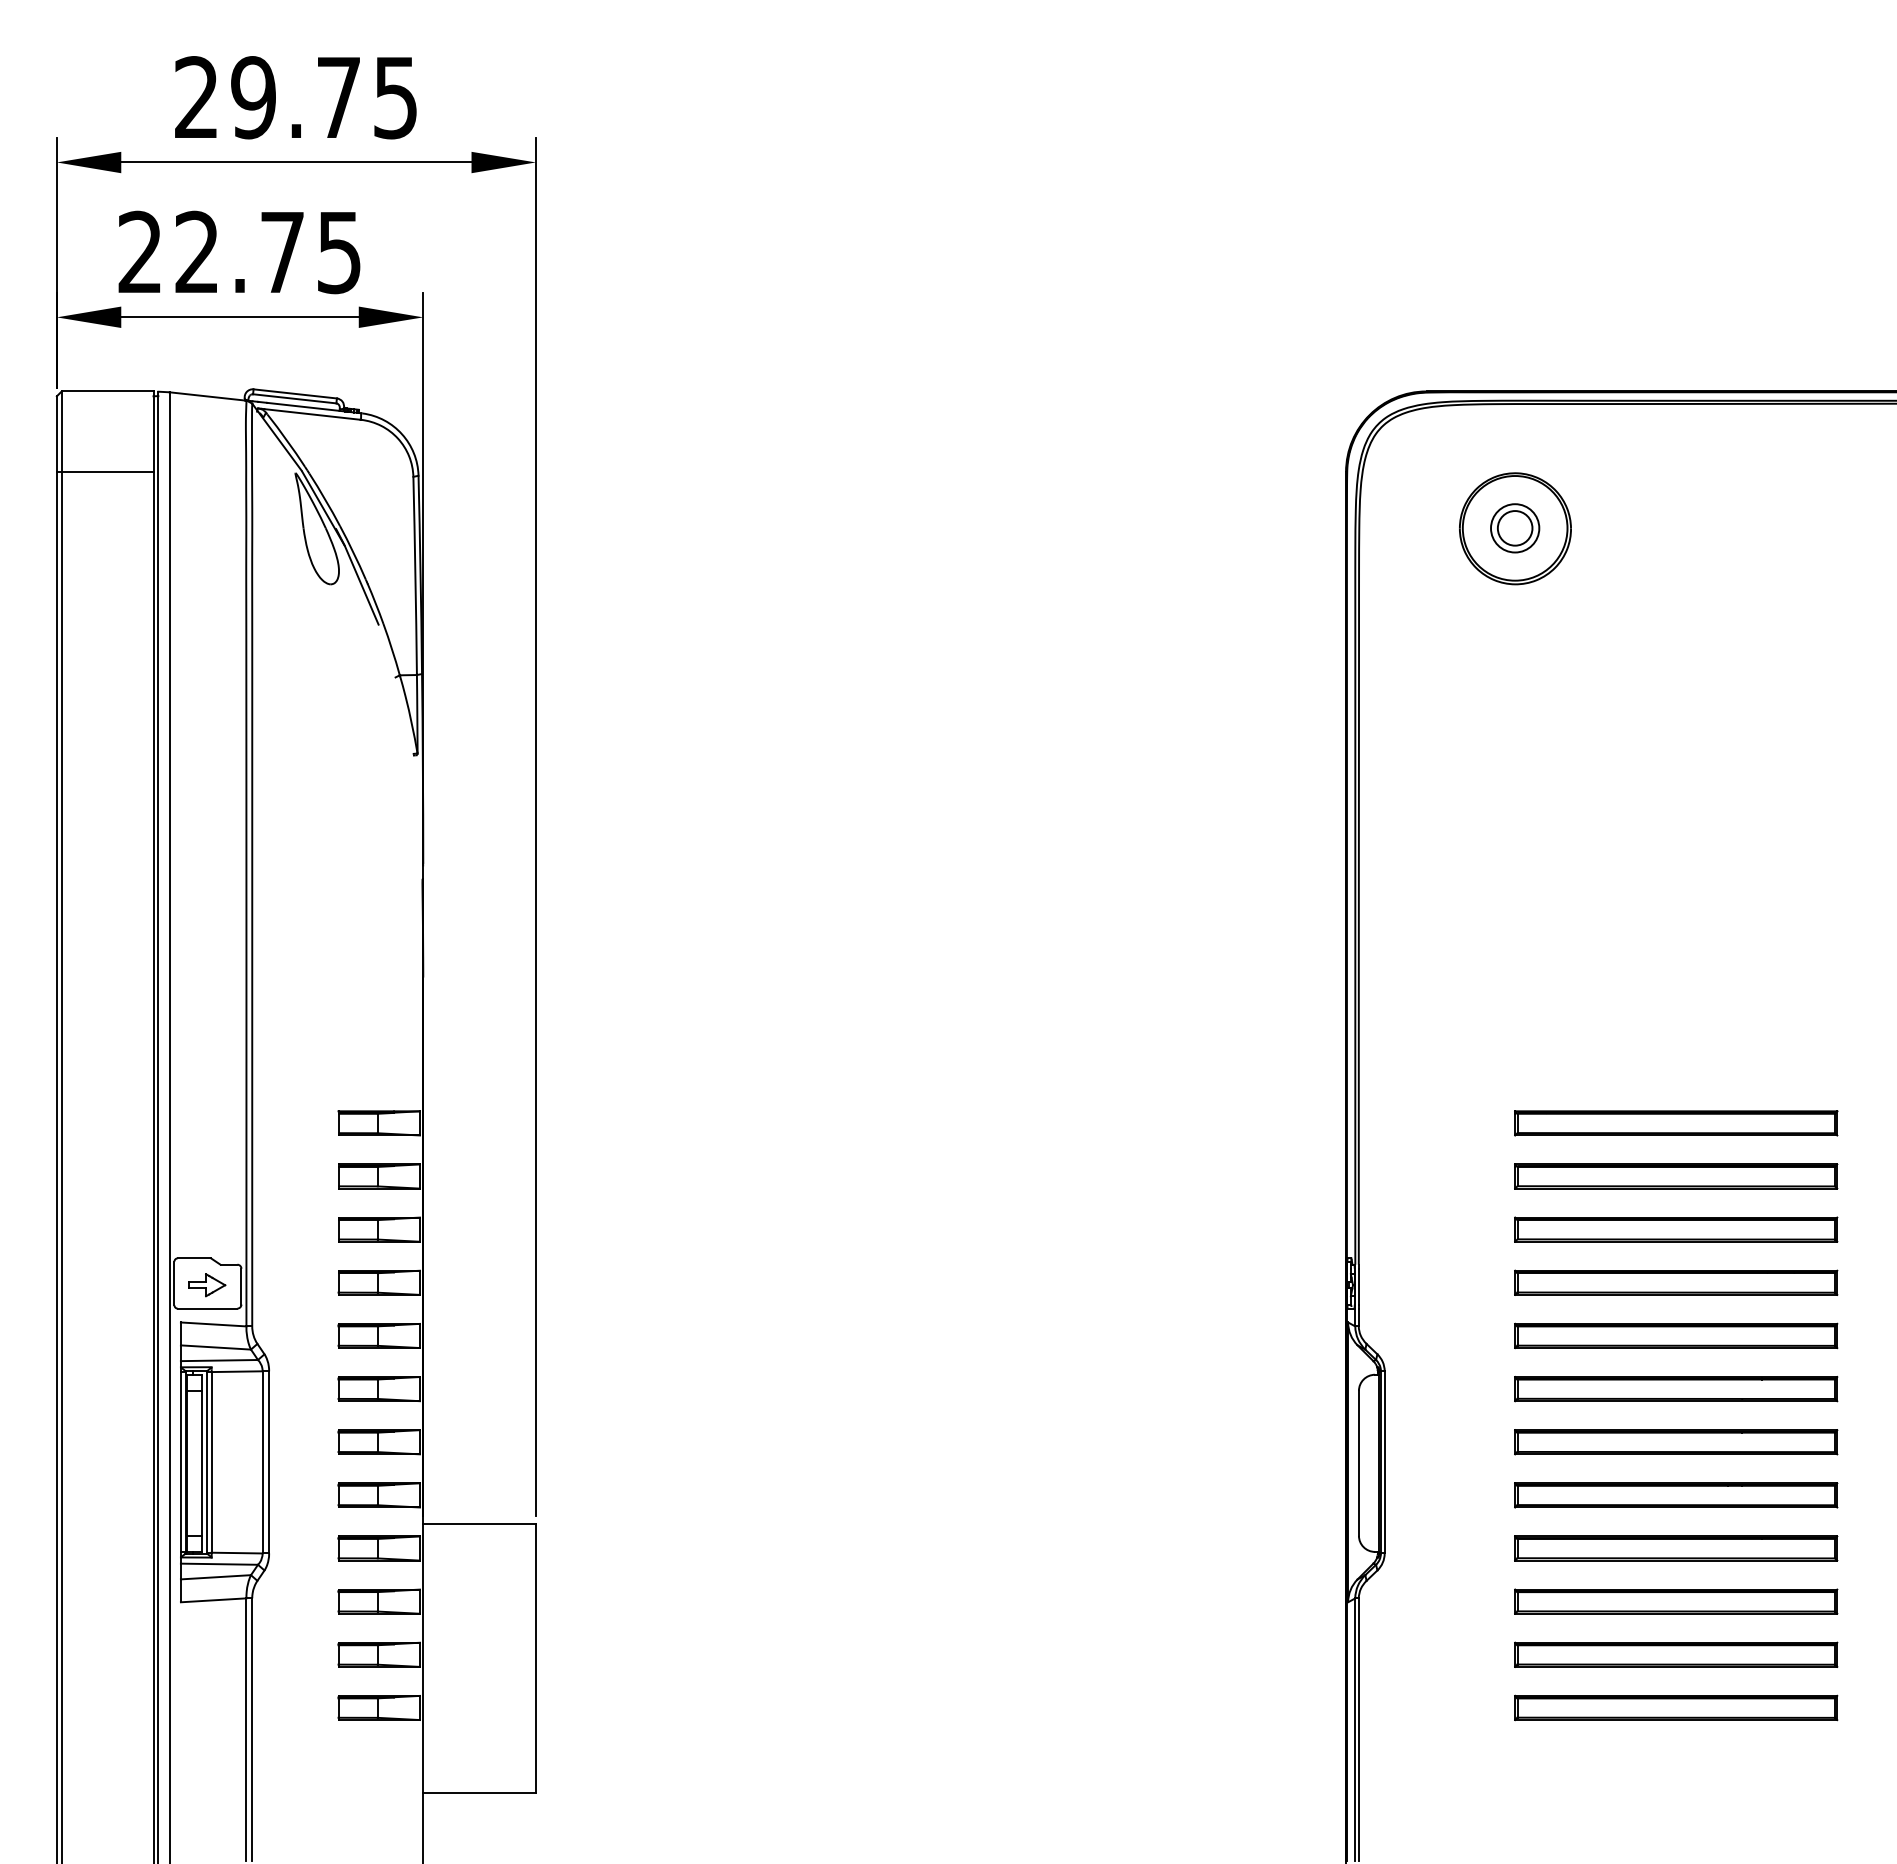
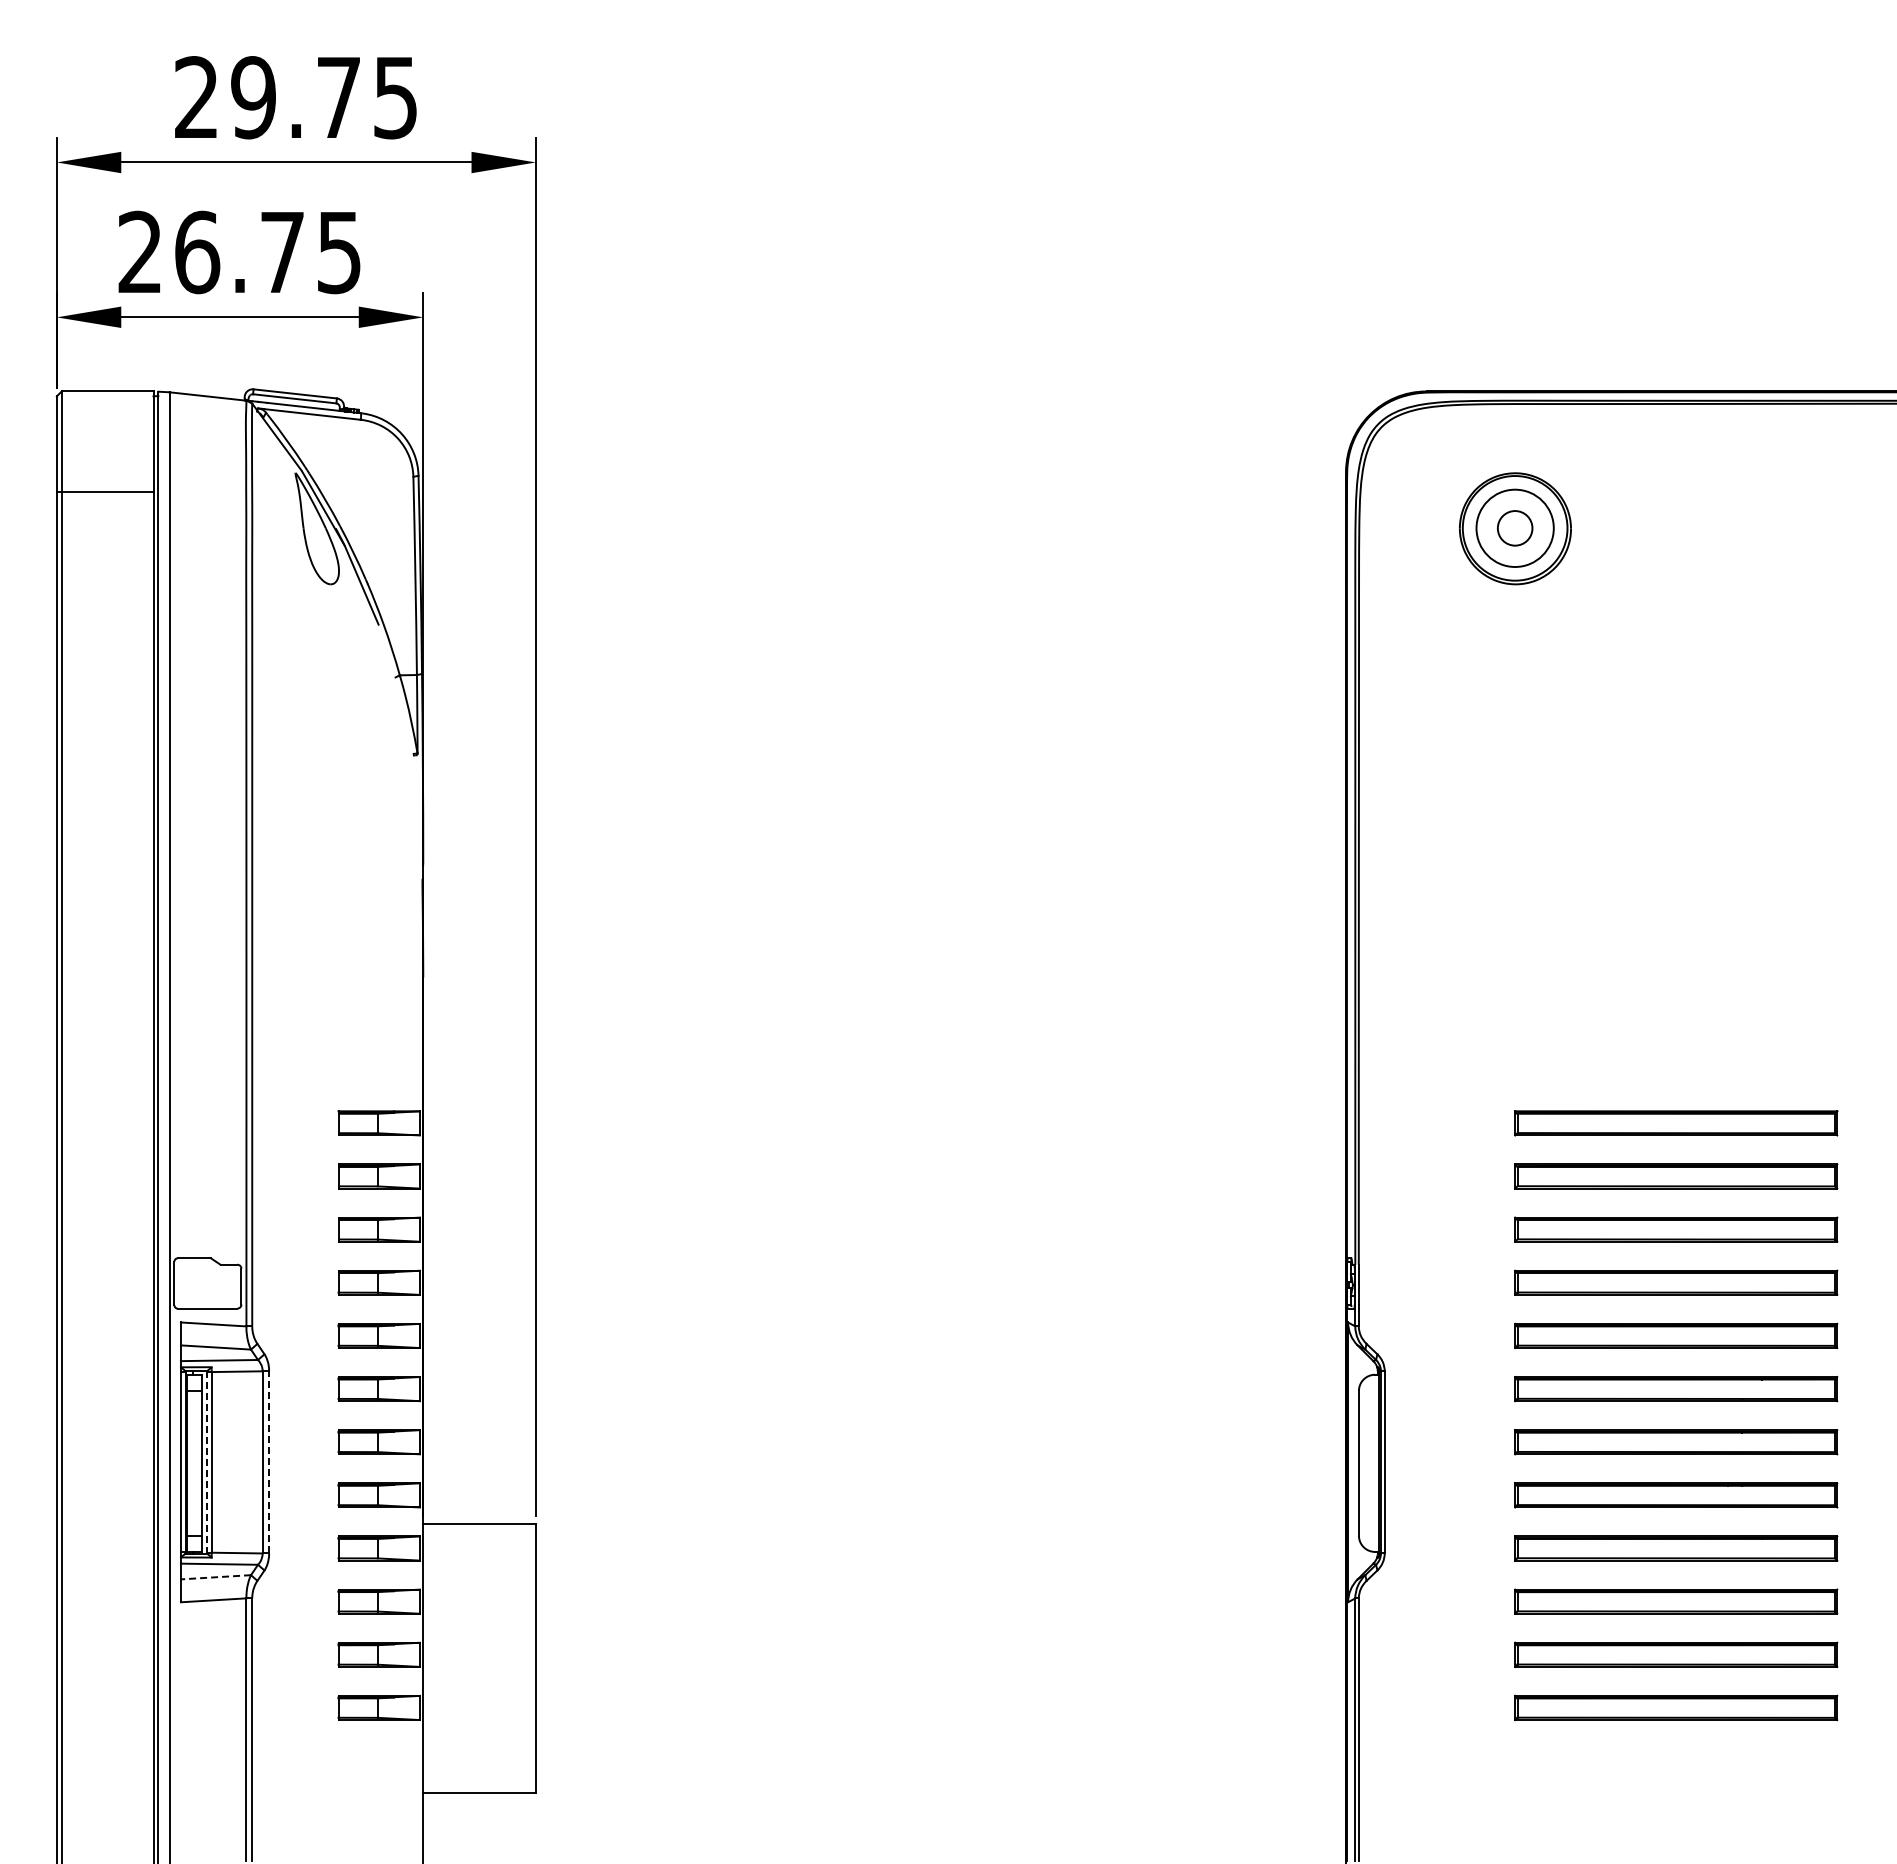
text: 22.75 -> 26.75 (197, 252)
line position: (104, 471) -> (104, 491) (104, 491)
circle diameter: 48 px -> 77 px (1514, 528)
part: present -> none (207, 1285)
line: solid -> dashed (269, 1461)
line: solid -> dashed (206, 1462)
line: solid -> dashed (215, 1577)
